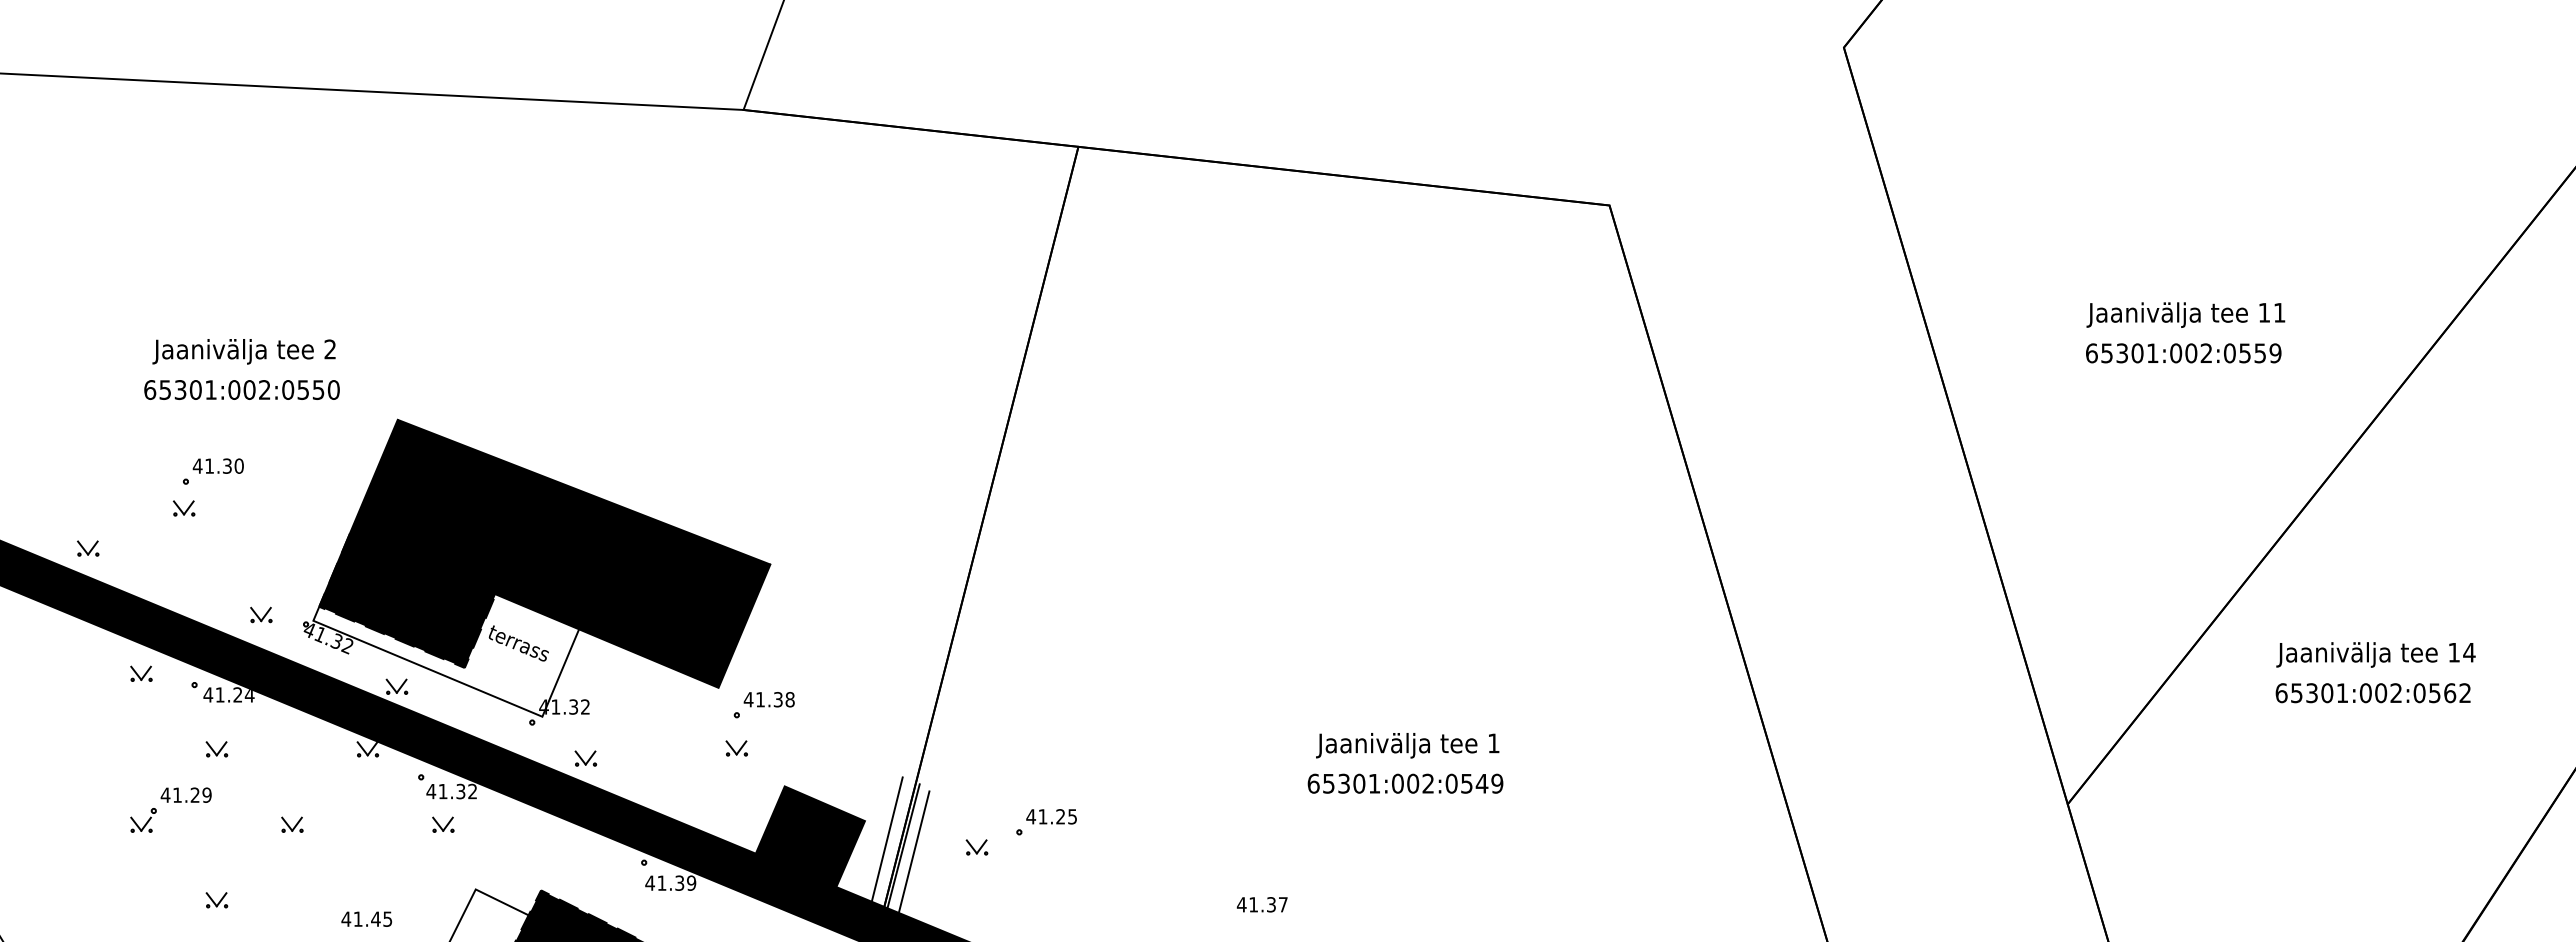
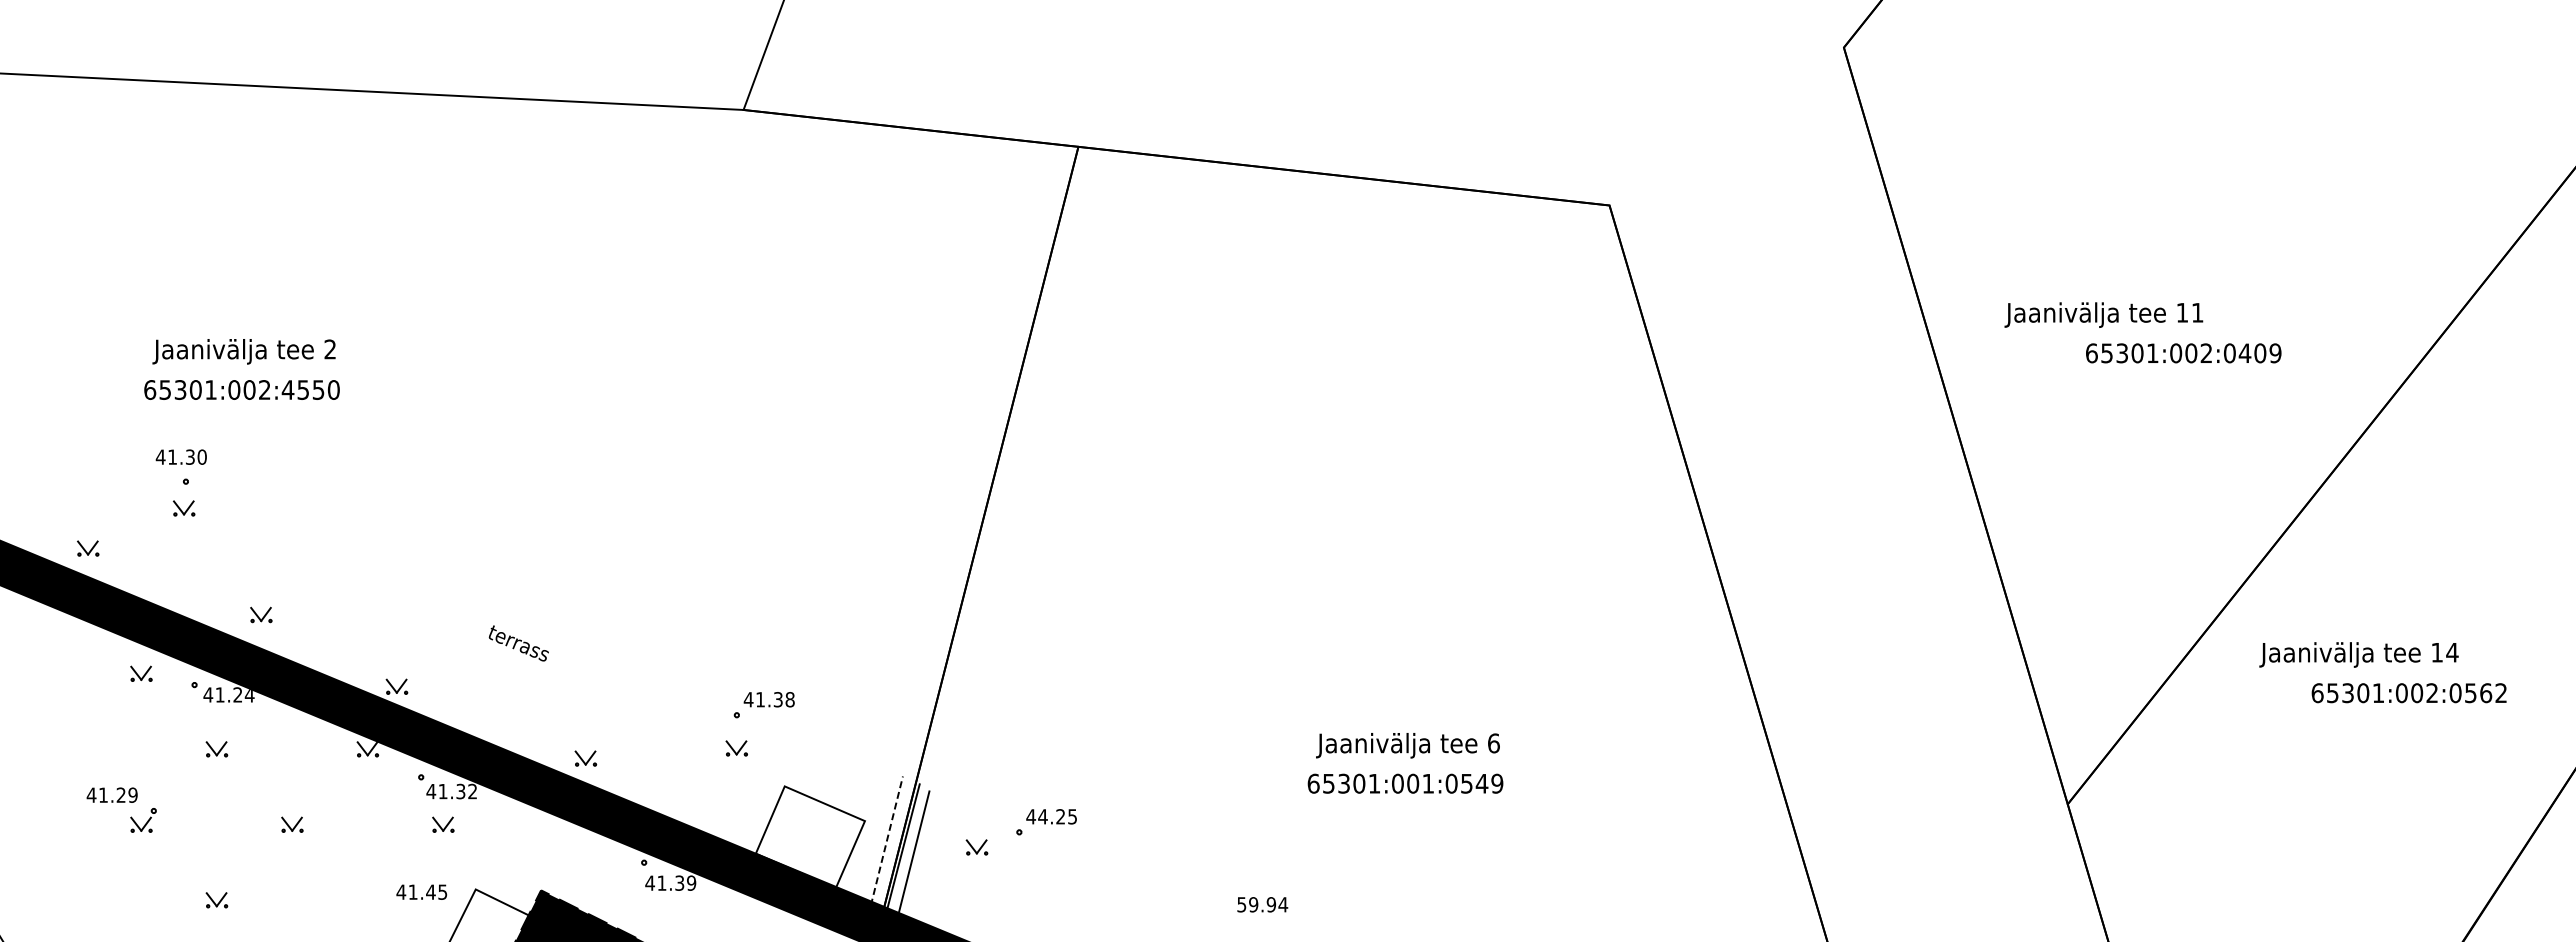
text position: (2185, 314) -> (2103, 314) (2103, 314)
text: 65301:002:0559 -> 65301:002:0409 (2252, 353)
text: 65301:002:0550 -> 65301:002:4550 (287, 389)
text position: (217, 465) -> (180, 456) (180, 456)
part: present -> none (537, 571)
text position: (2375, 654) -> (2358, 654) (2358, 654)
text position: (2372, 693) -> (2408, 693) (2408, 693)
text: 1 -> 6 (1493, 743)
text: 65301:002:0549 -> 65301:001:0549 (1427, 783)
text position: (185, 794) -> (111, 794) (111, 794)
text: 41.25 -> 44.25 (1042, 816)
fill: present -> none (809, 837)
line: solid -> dashed (885, 846)
text: 41.37 -> 59.94 (1262, 904)
text position: (366, 918) -> (421, 891) (421, 891)
